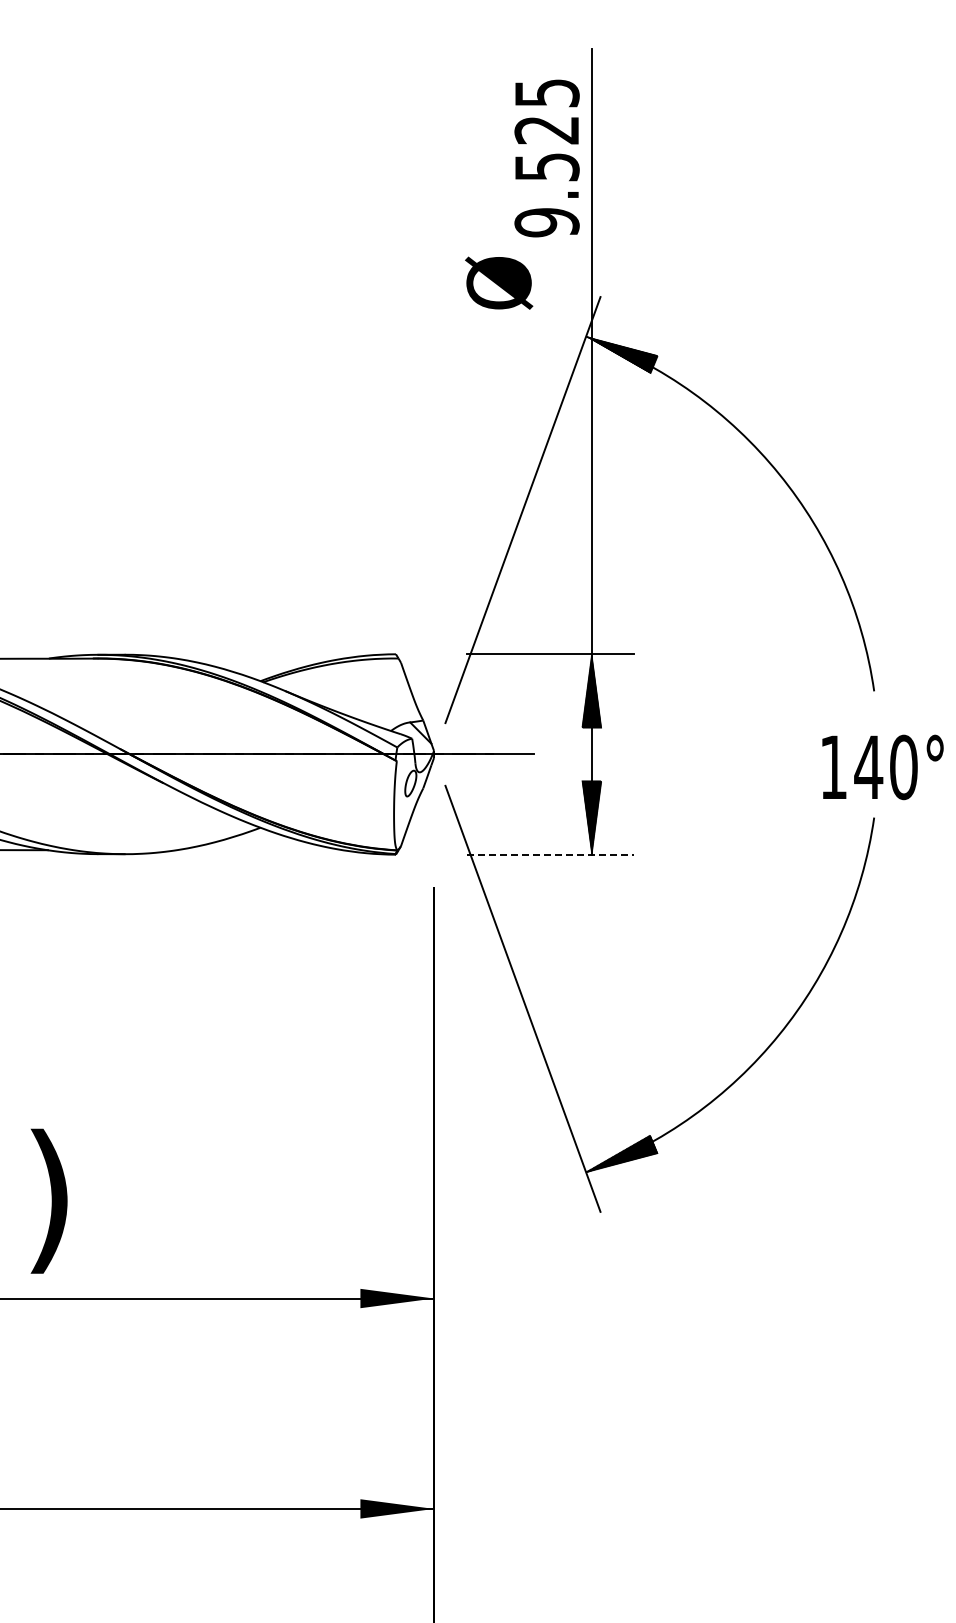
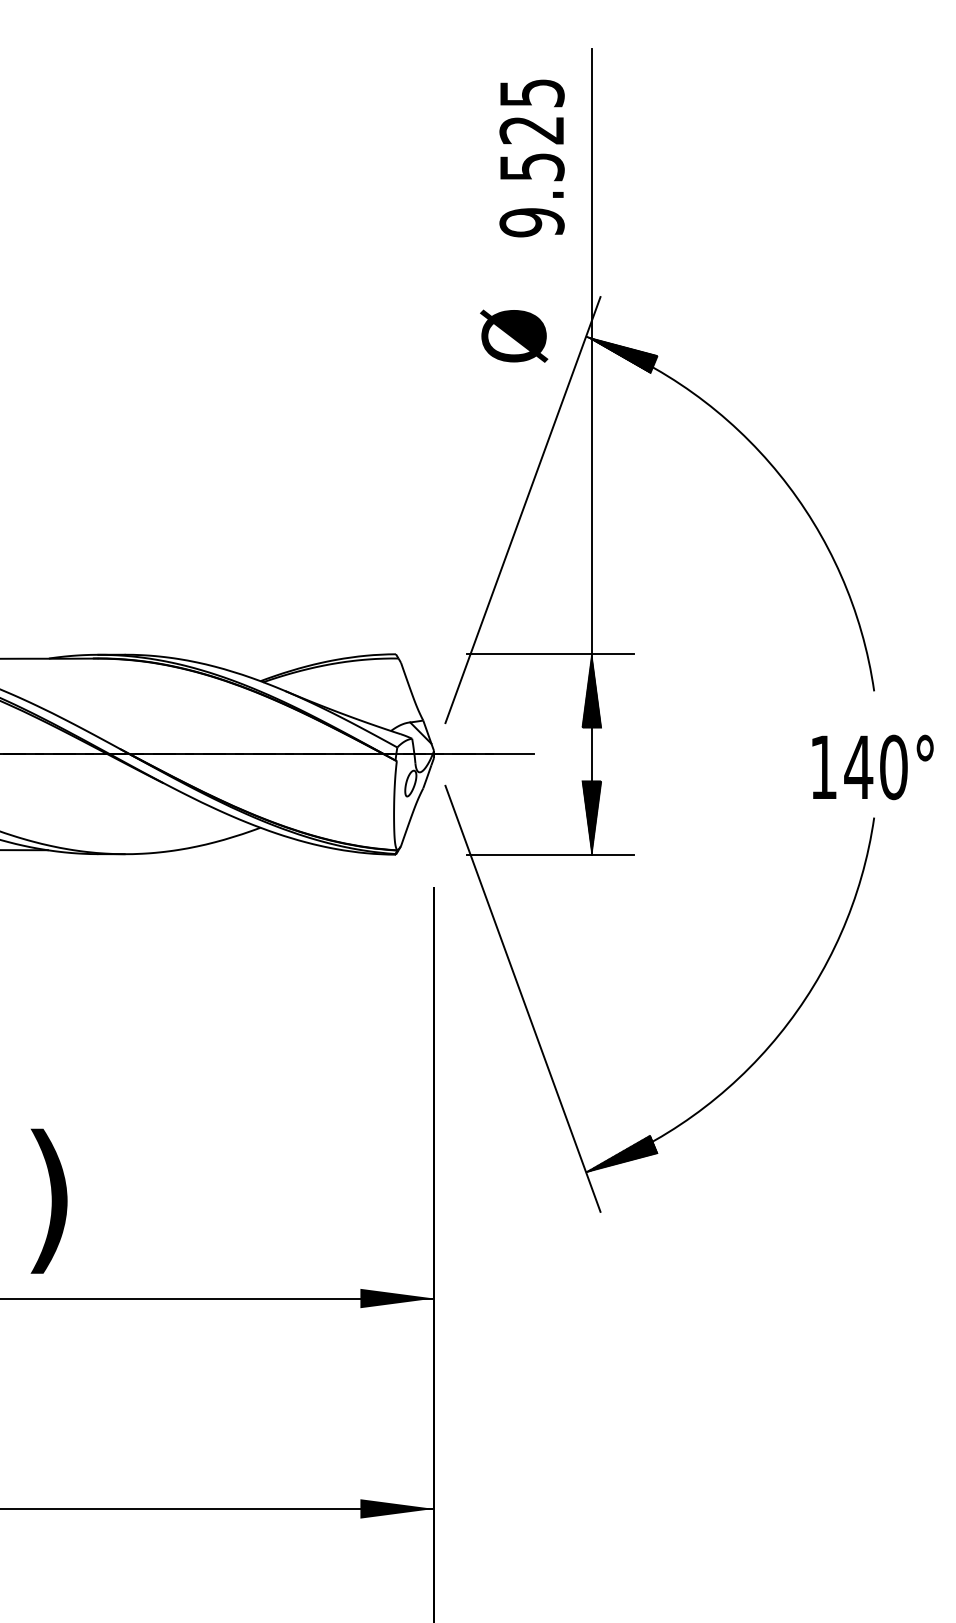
text position: (546, 158) -> (531, 158) (531, 158)
text position: (499, 282) -> (514, 335) (514, 335)
text position: (882, 767) -> (872, 767) (872, 767)
line: dashed -> solid (551, 854)
